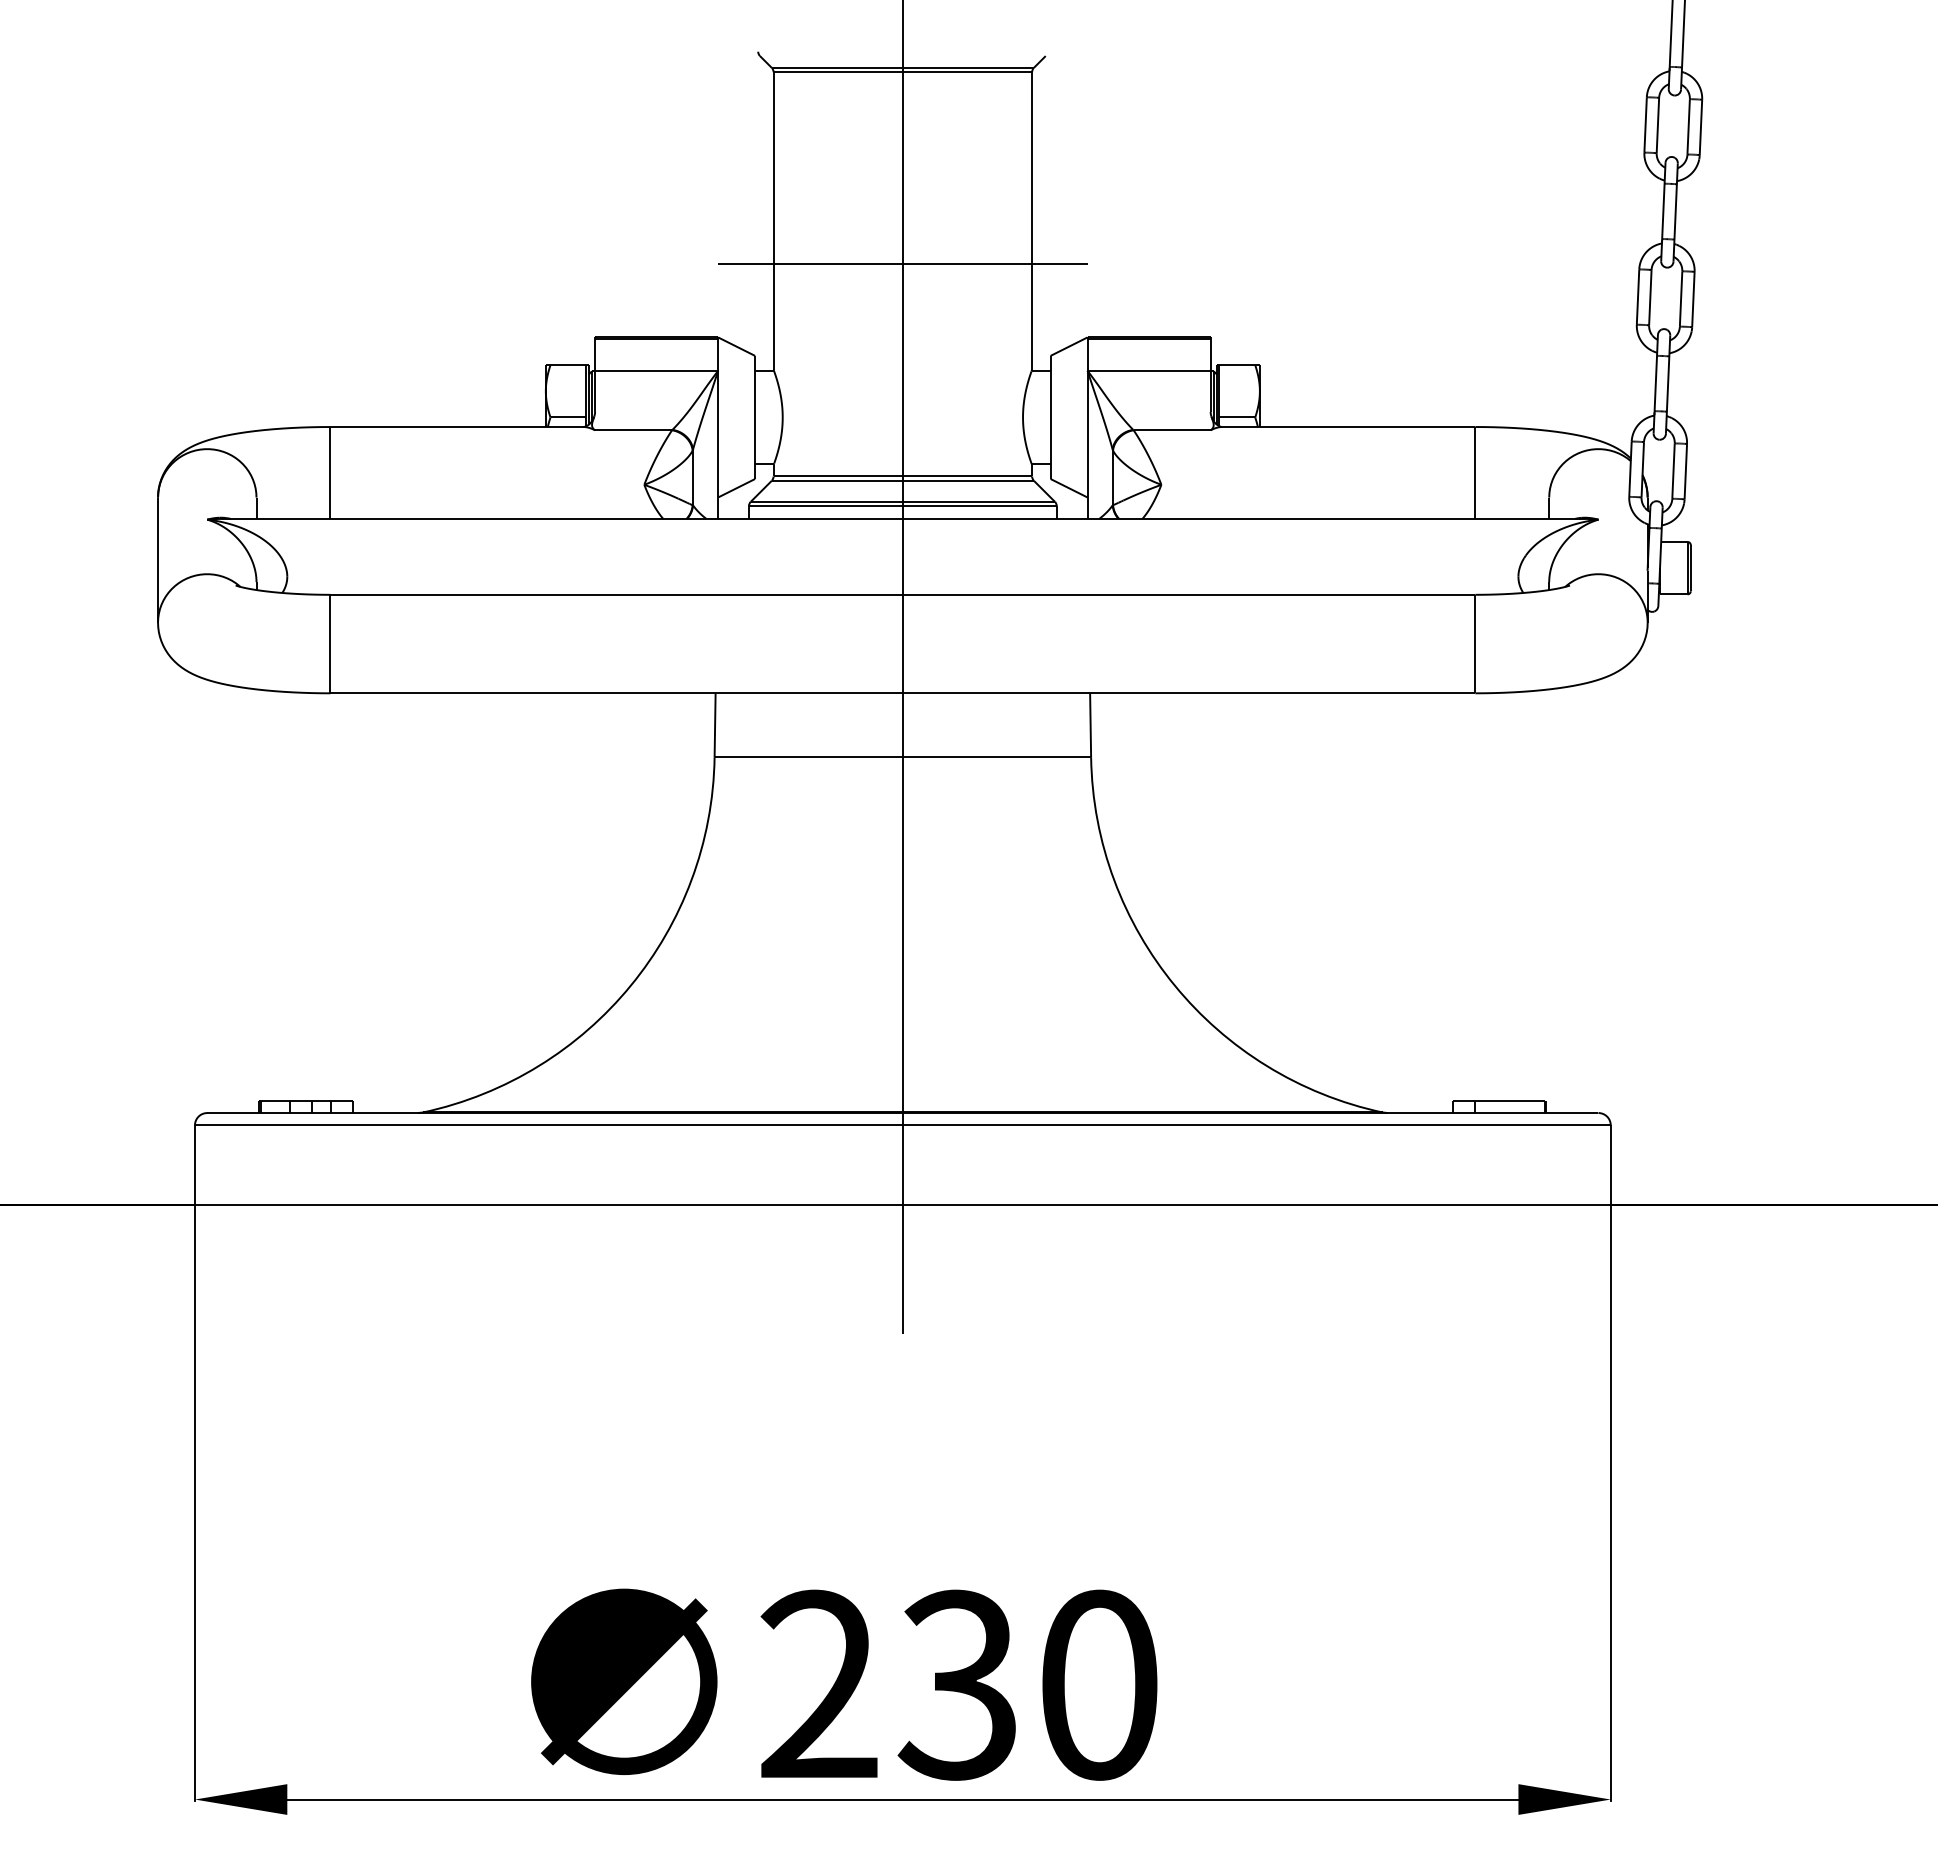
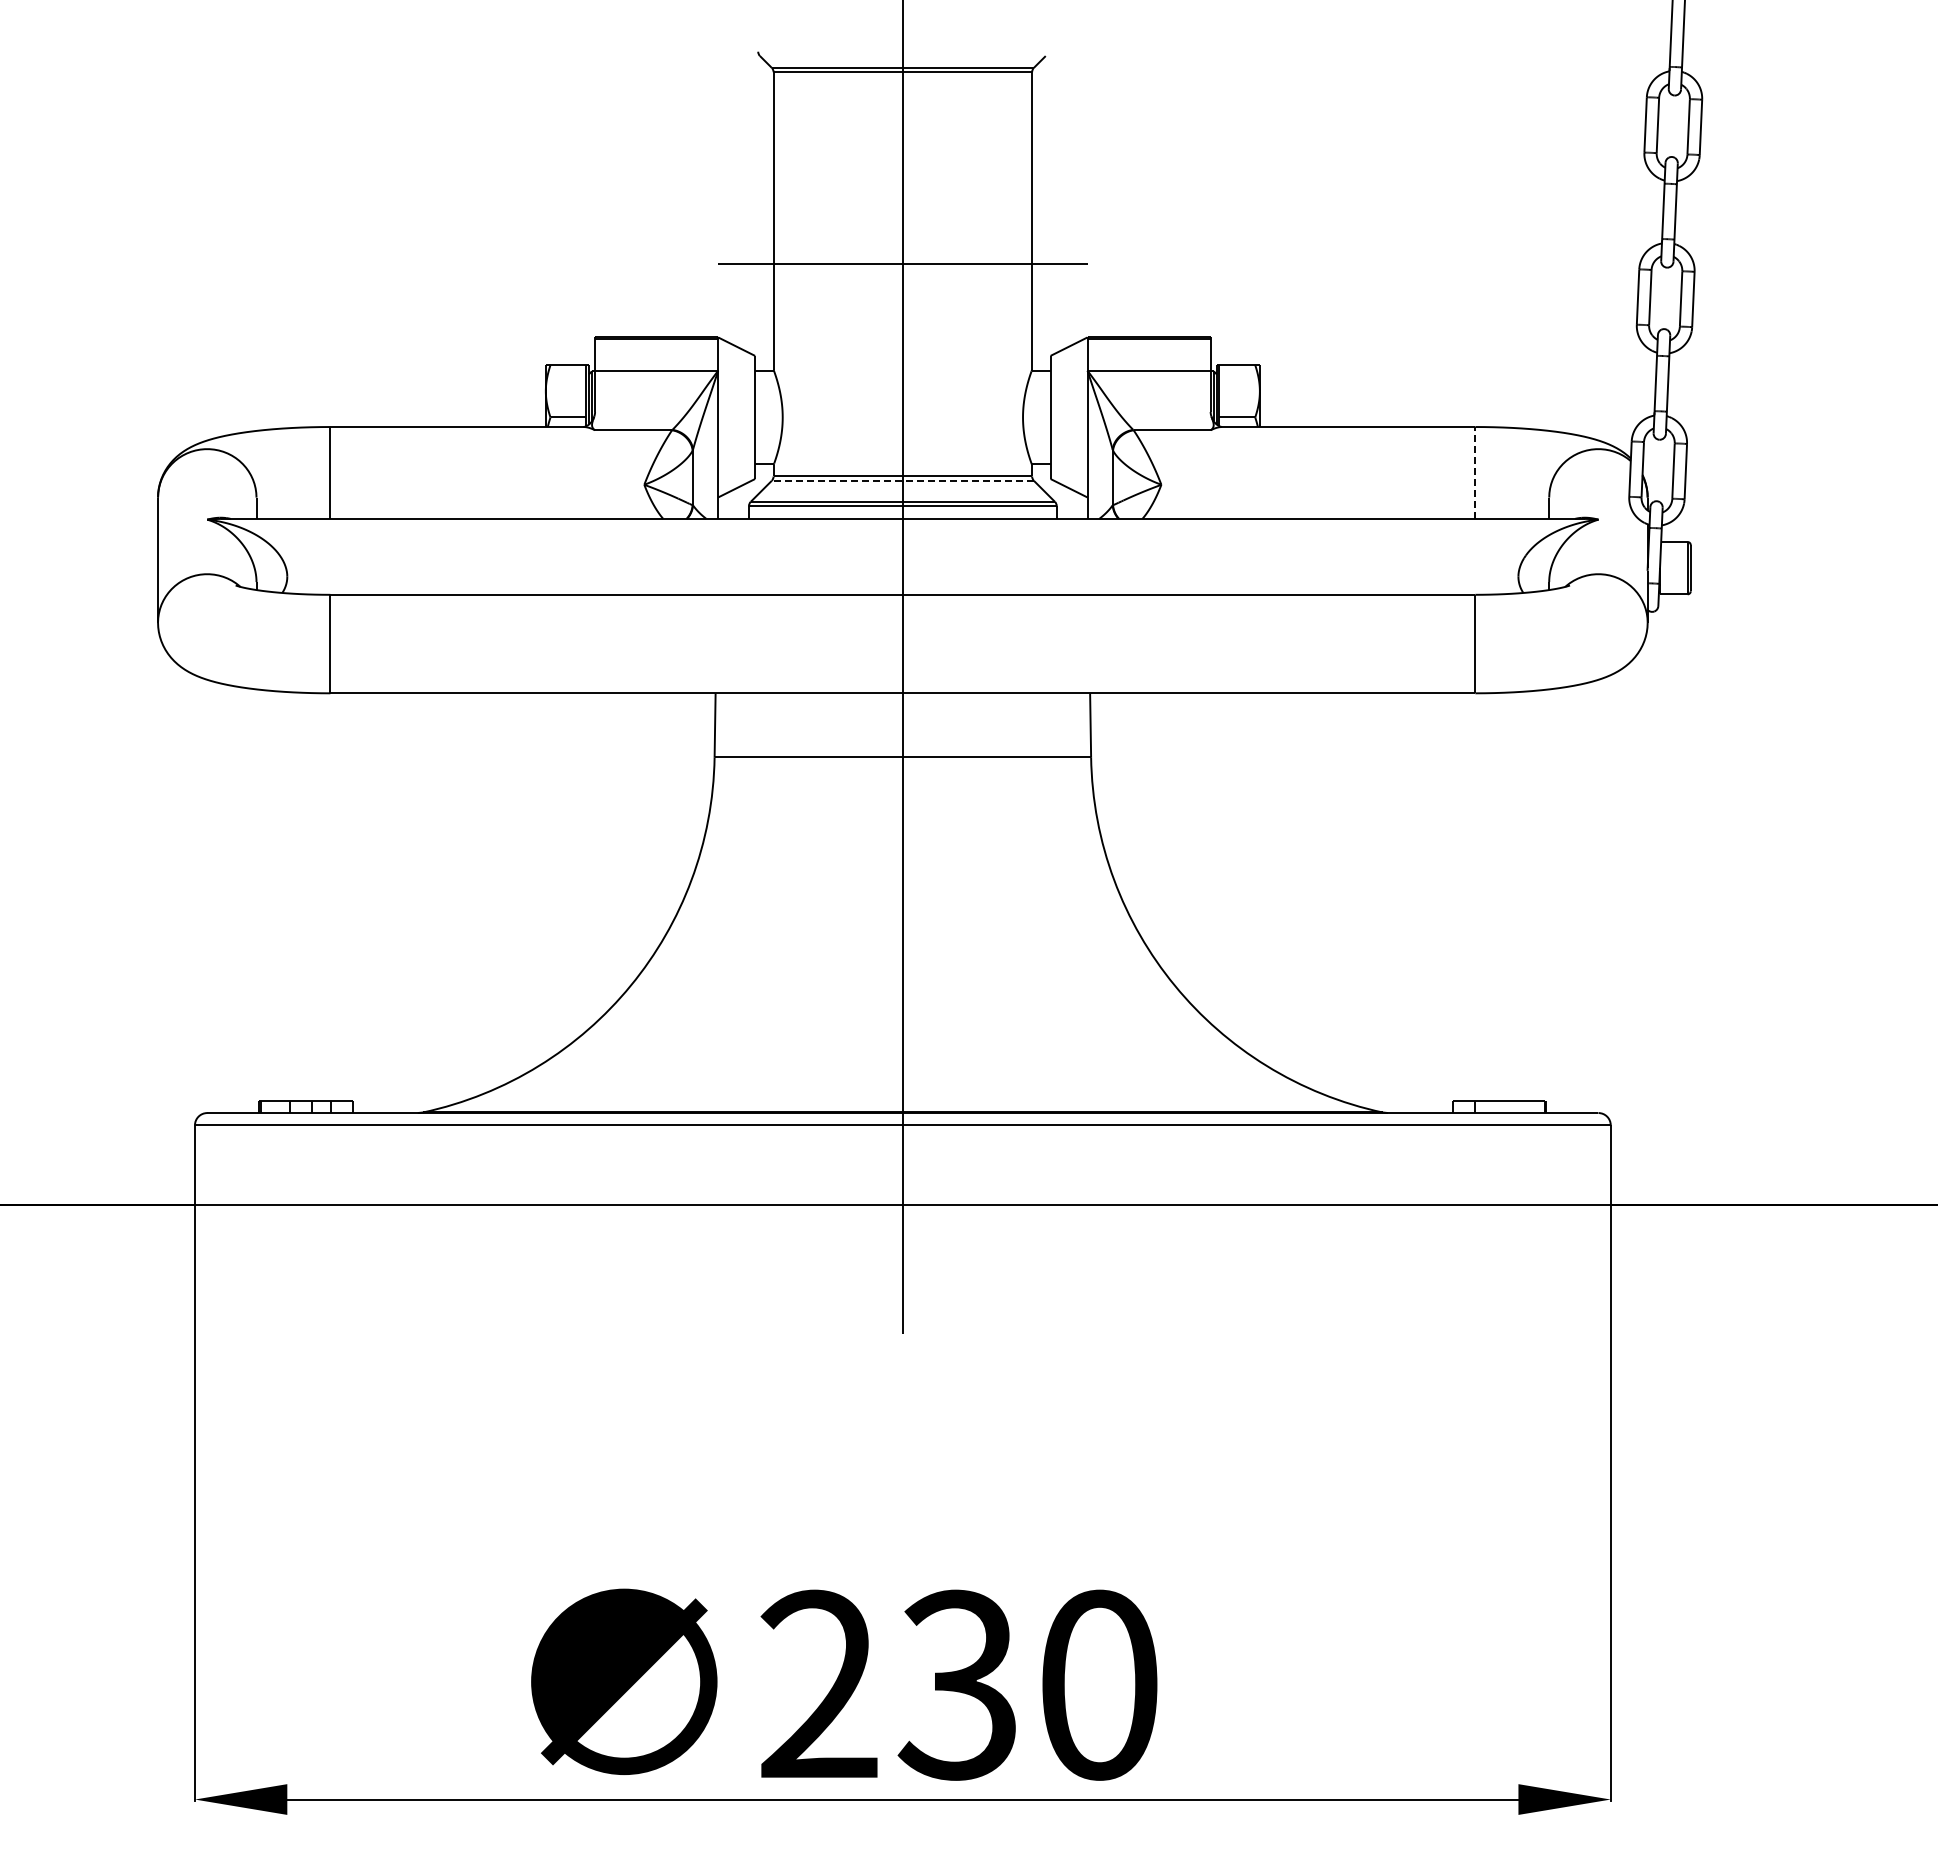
line: solid -> dashed (1475, 472)
line: solid -> dashed (902, 480)
